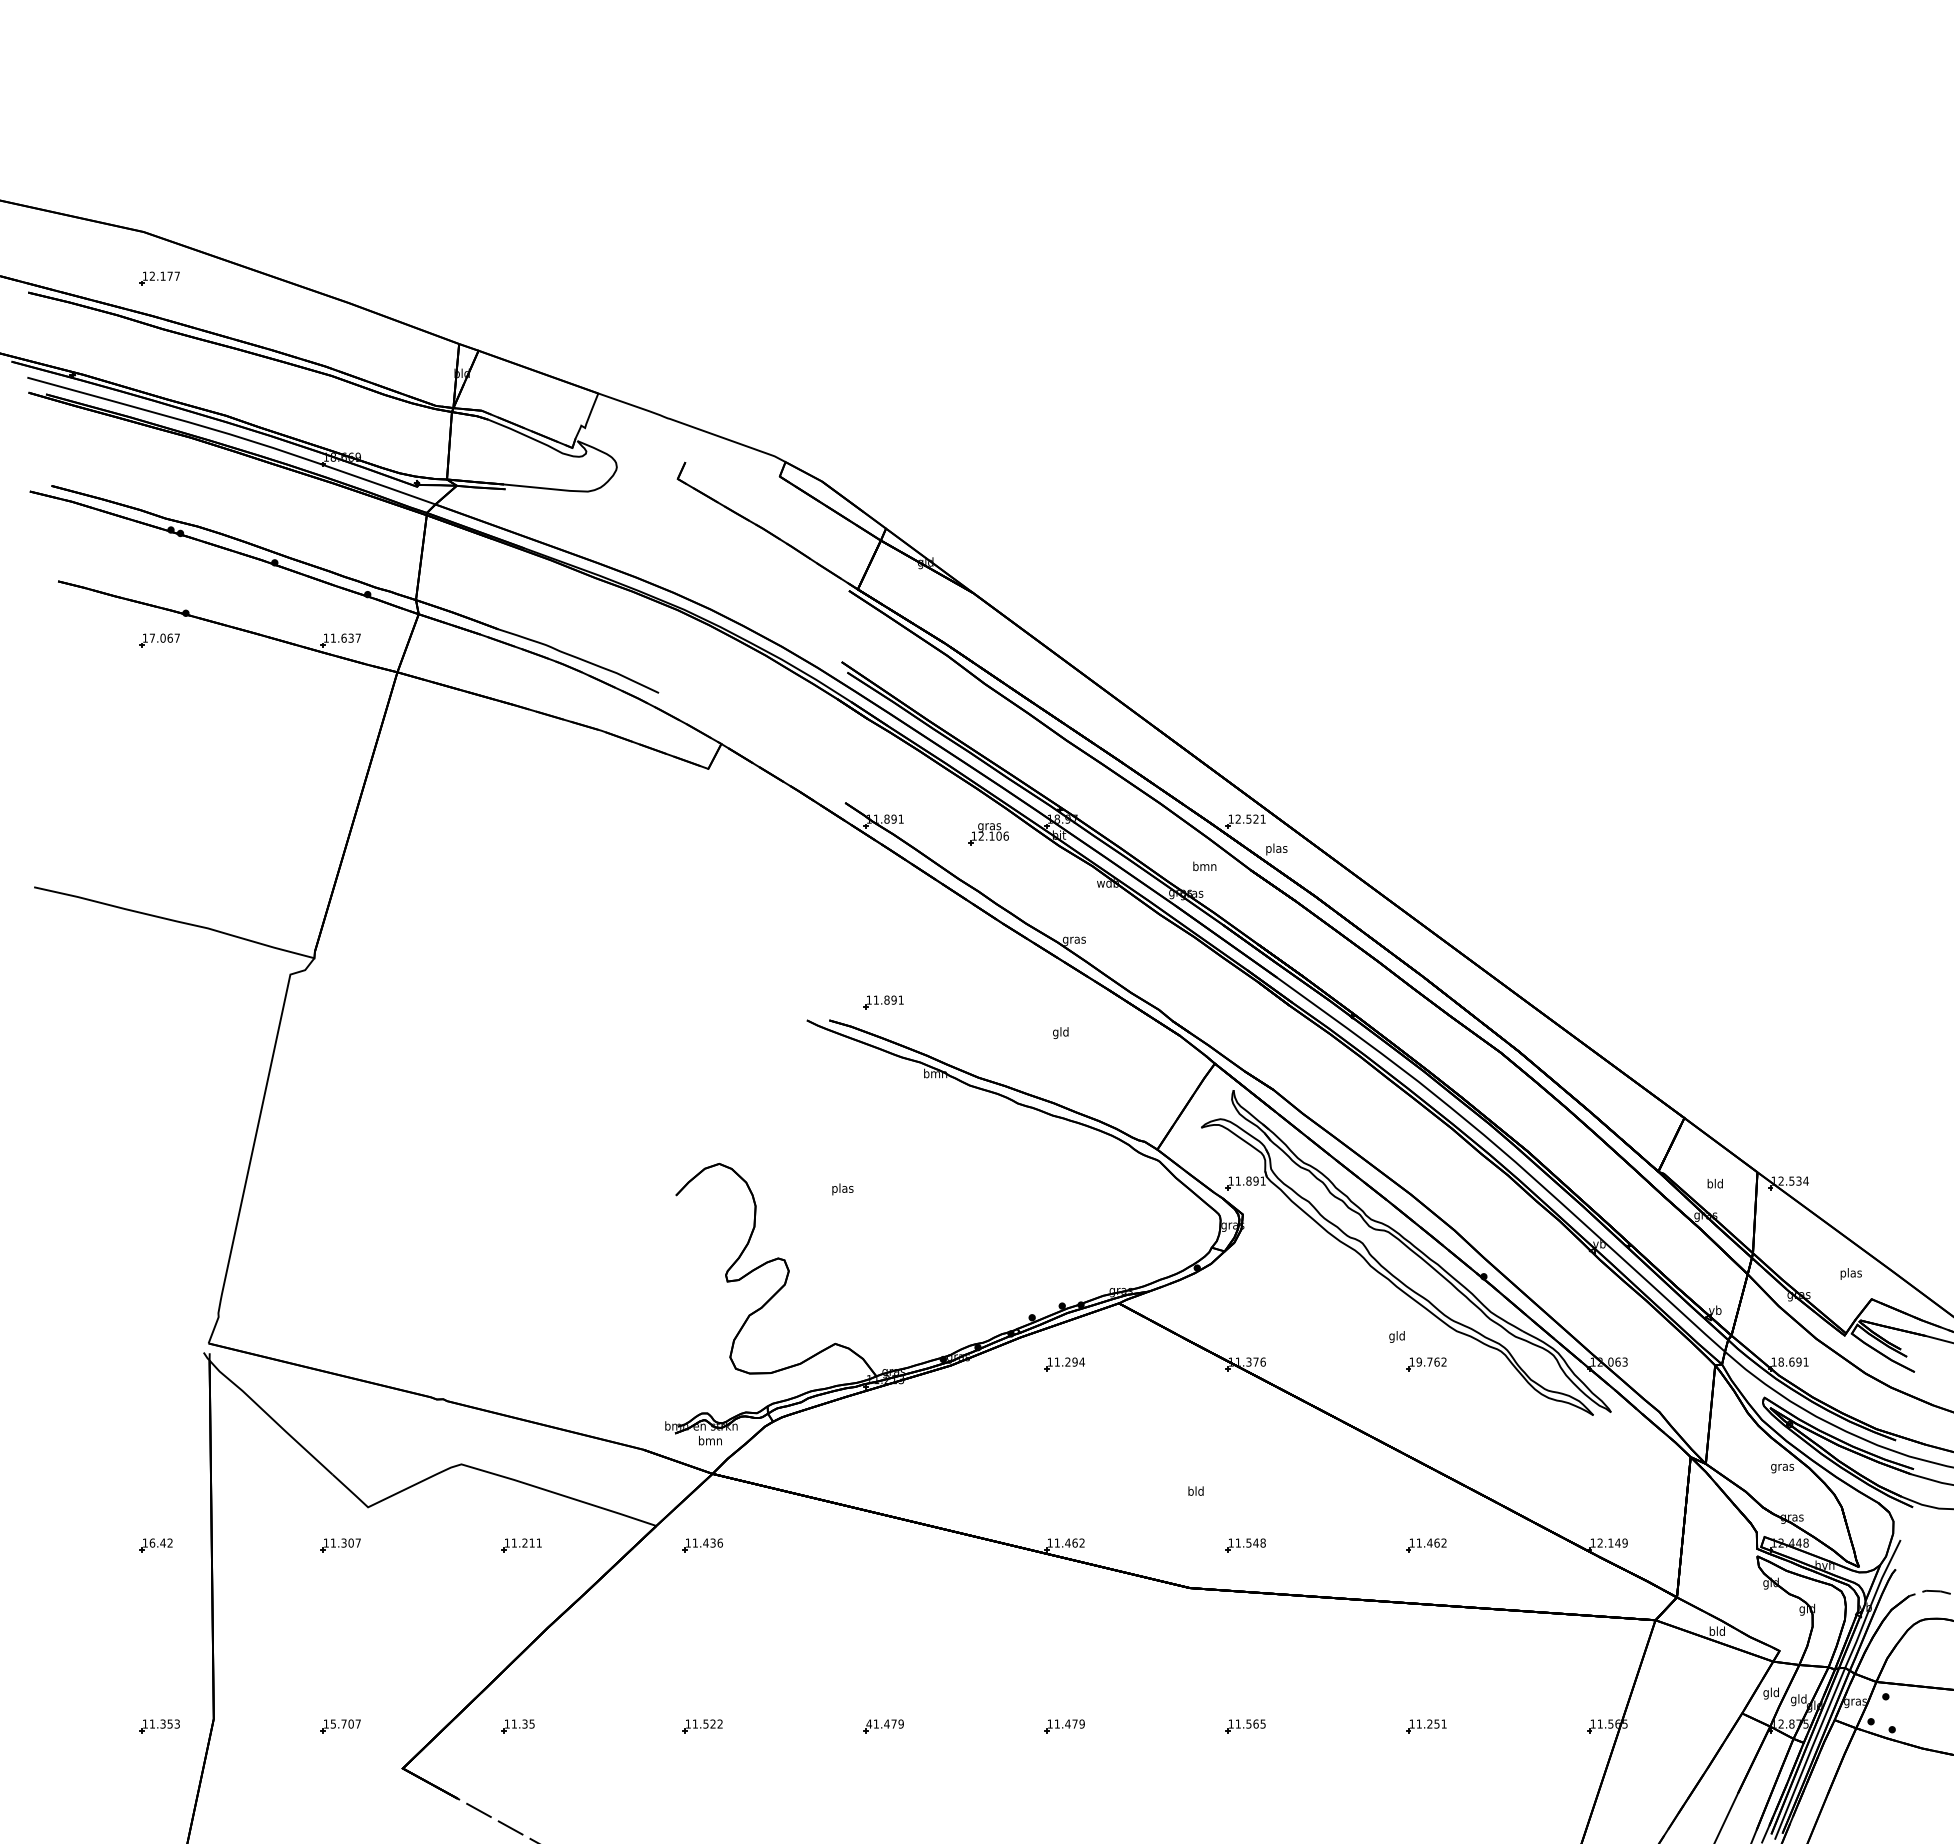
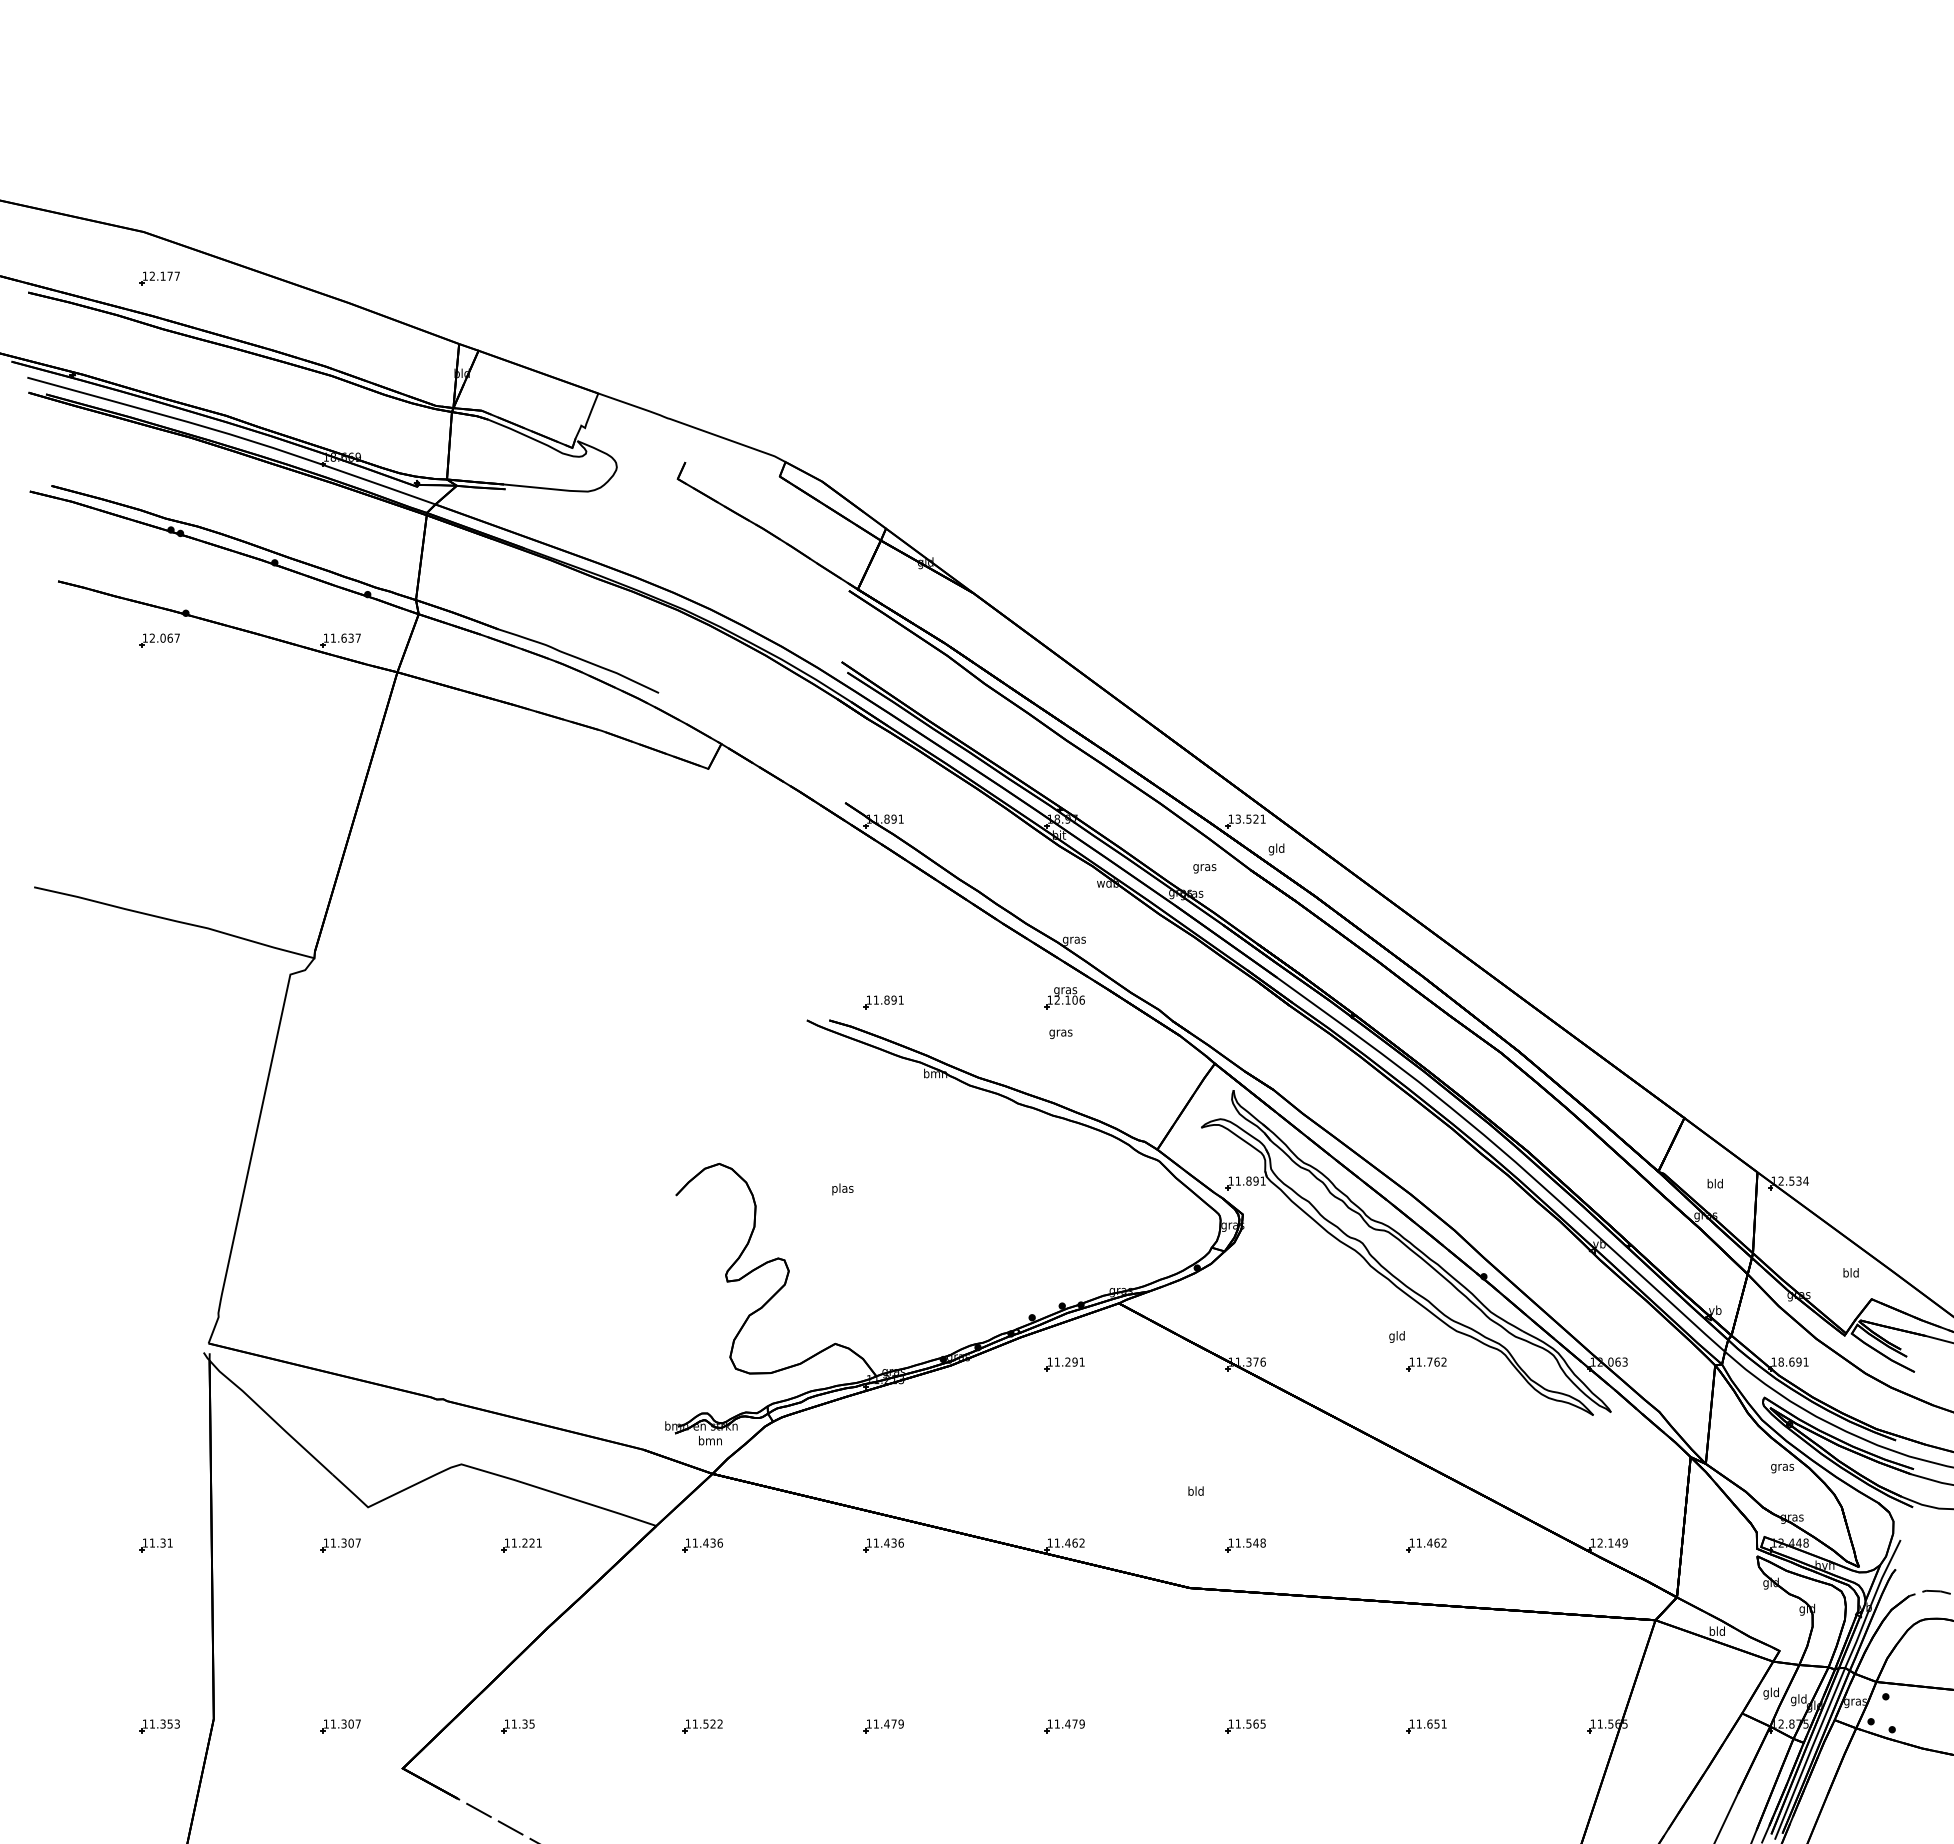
text: 17.067 -> 12.067 (151, 637)
text: 12.521 -> 13.521 (1237, 819)
part position: (988, 834) -> (1064, 998) (1064, 998)
text: plas -> gld (1276, 849)
text: bmn -> gras (1204, 867)
text: gld -> gras (1060, 1033)
text: plas -> bld (1850, 1273)
text: 11.294 -> 11.291 (1081, 1361)
text: 19.762 -> 11.762 (1418, 1361)
text: 16.42 -> 11.31 (160, 1542)
text: 11.211 -> 11.221 (531, 1542)
part: none -> present (883, 1545)
text: 15.707 -> 11.307 (338, 1723)
text: 41.479 -> 11.479 (869, 1723)
text: 11.251 -> 11.651 (1429, 1723)
